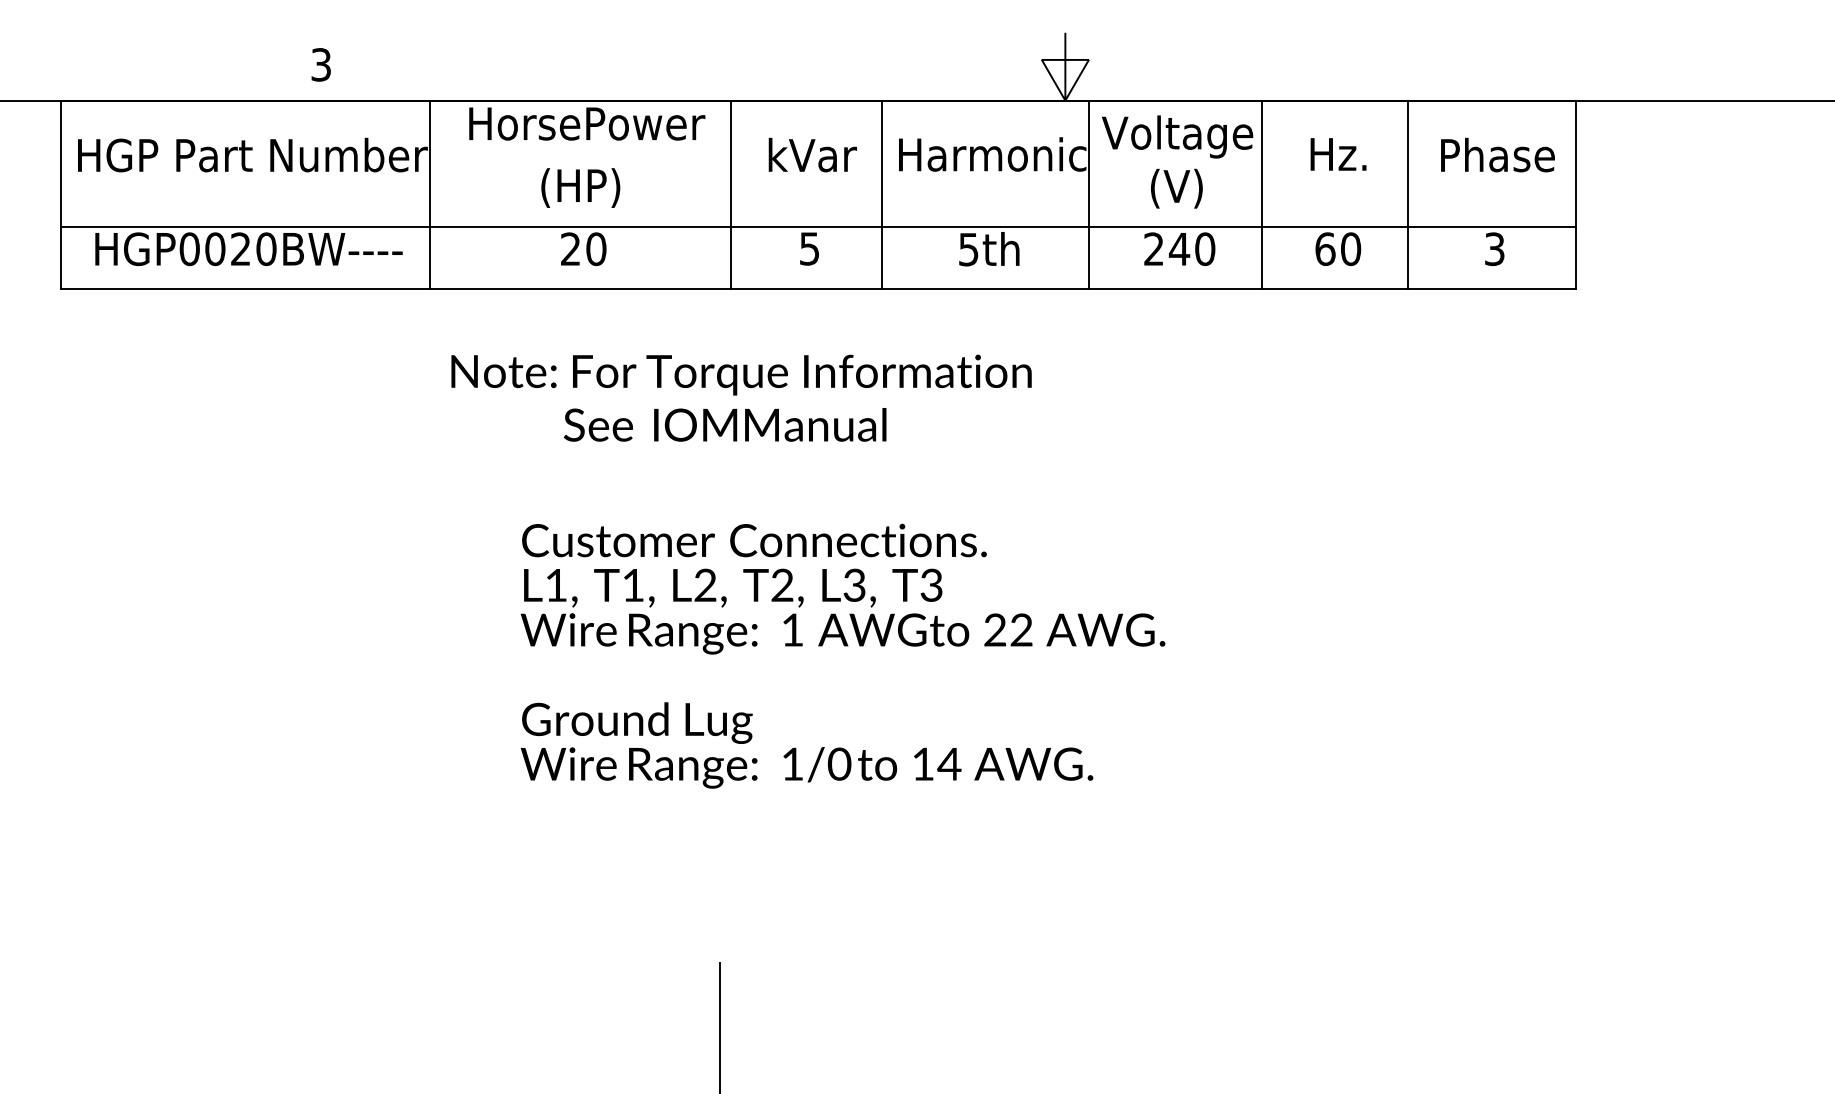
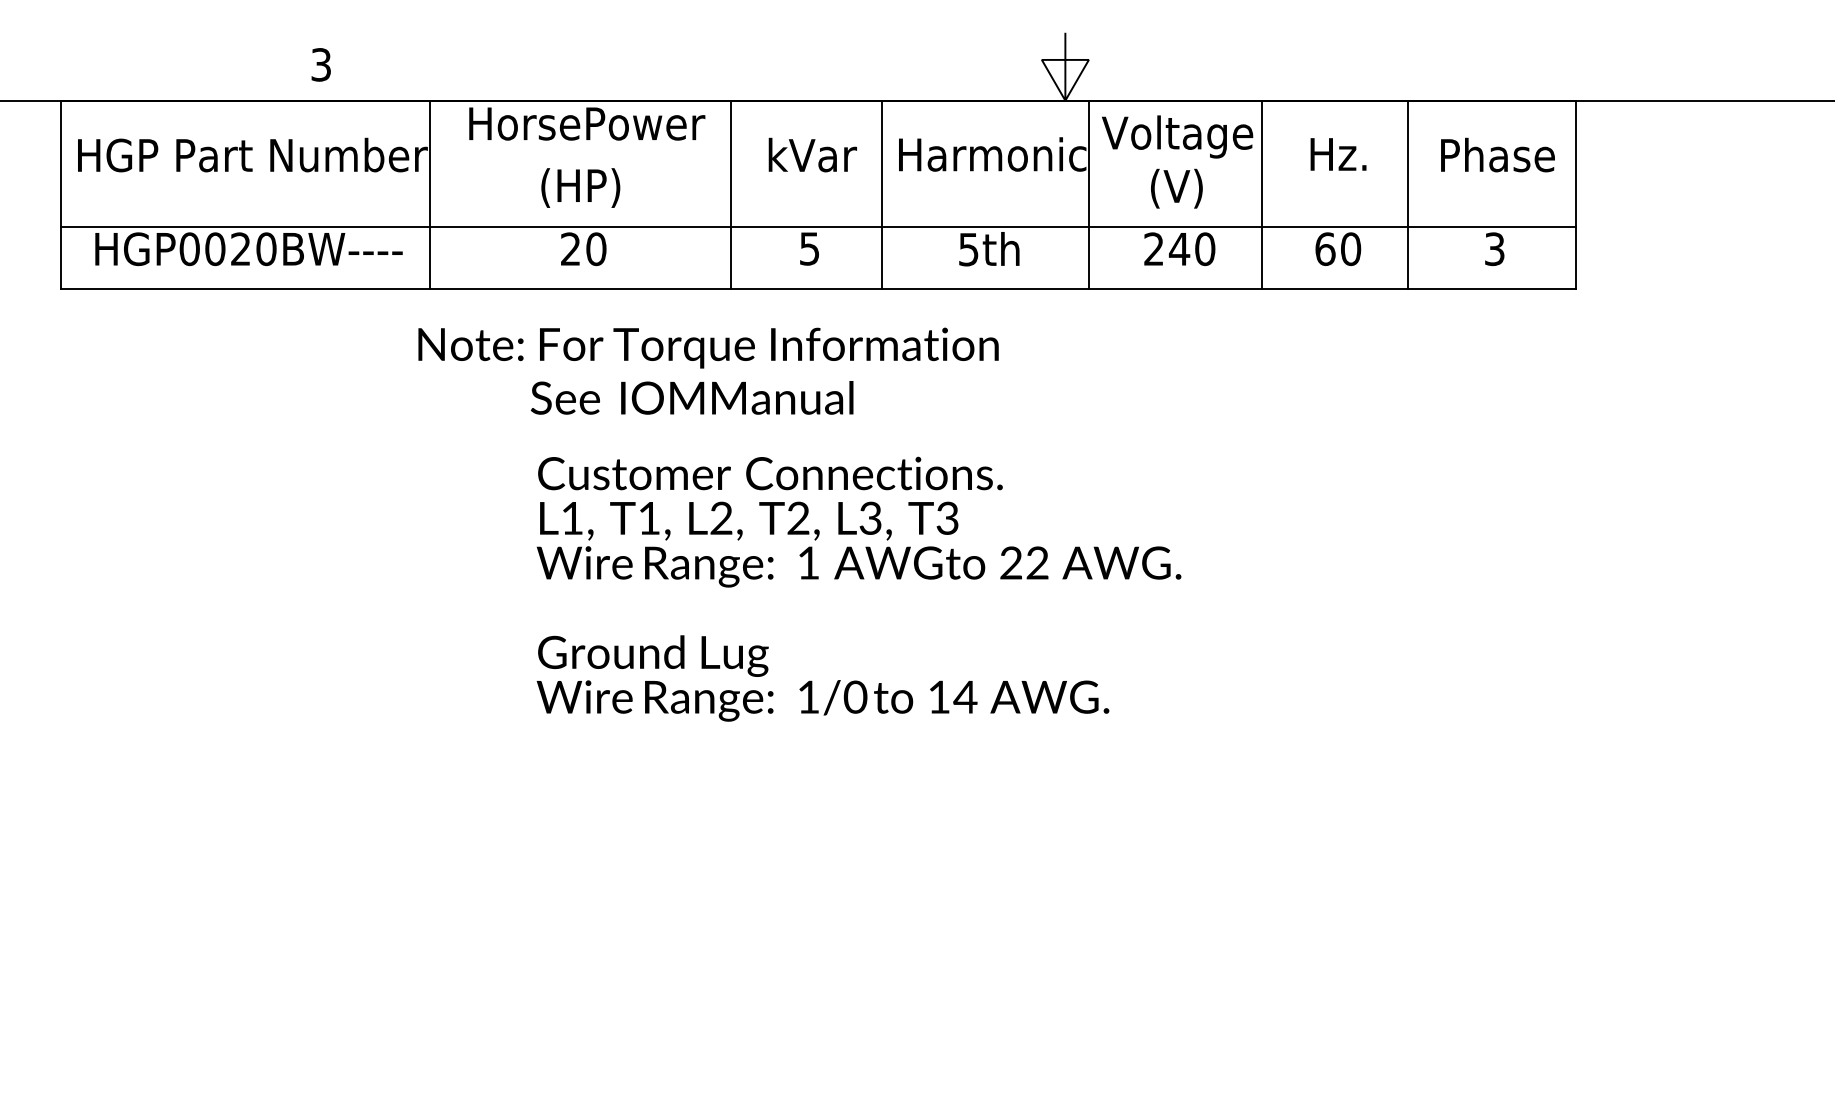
text position: (741, 397) -> (708, 370) (708, 370)
text position: (842, 655) -> (858, 588) (858, 588)
line: present -> none (720, 1026)
